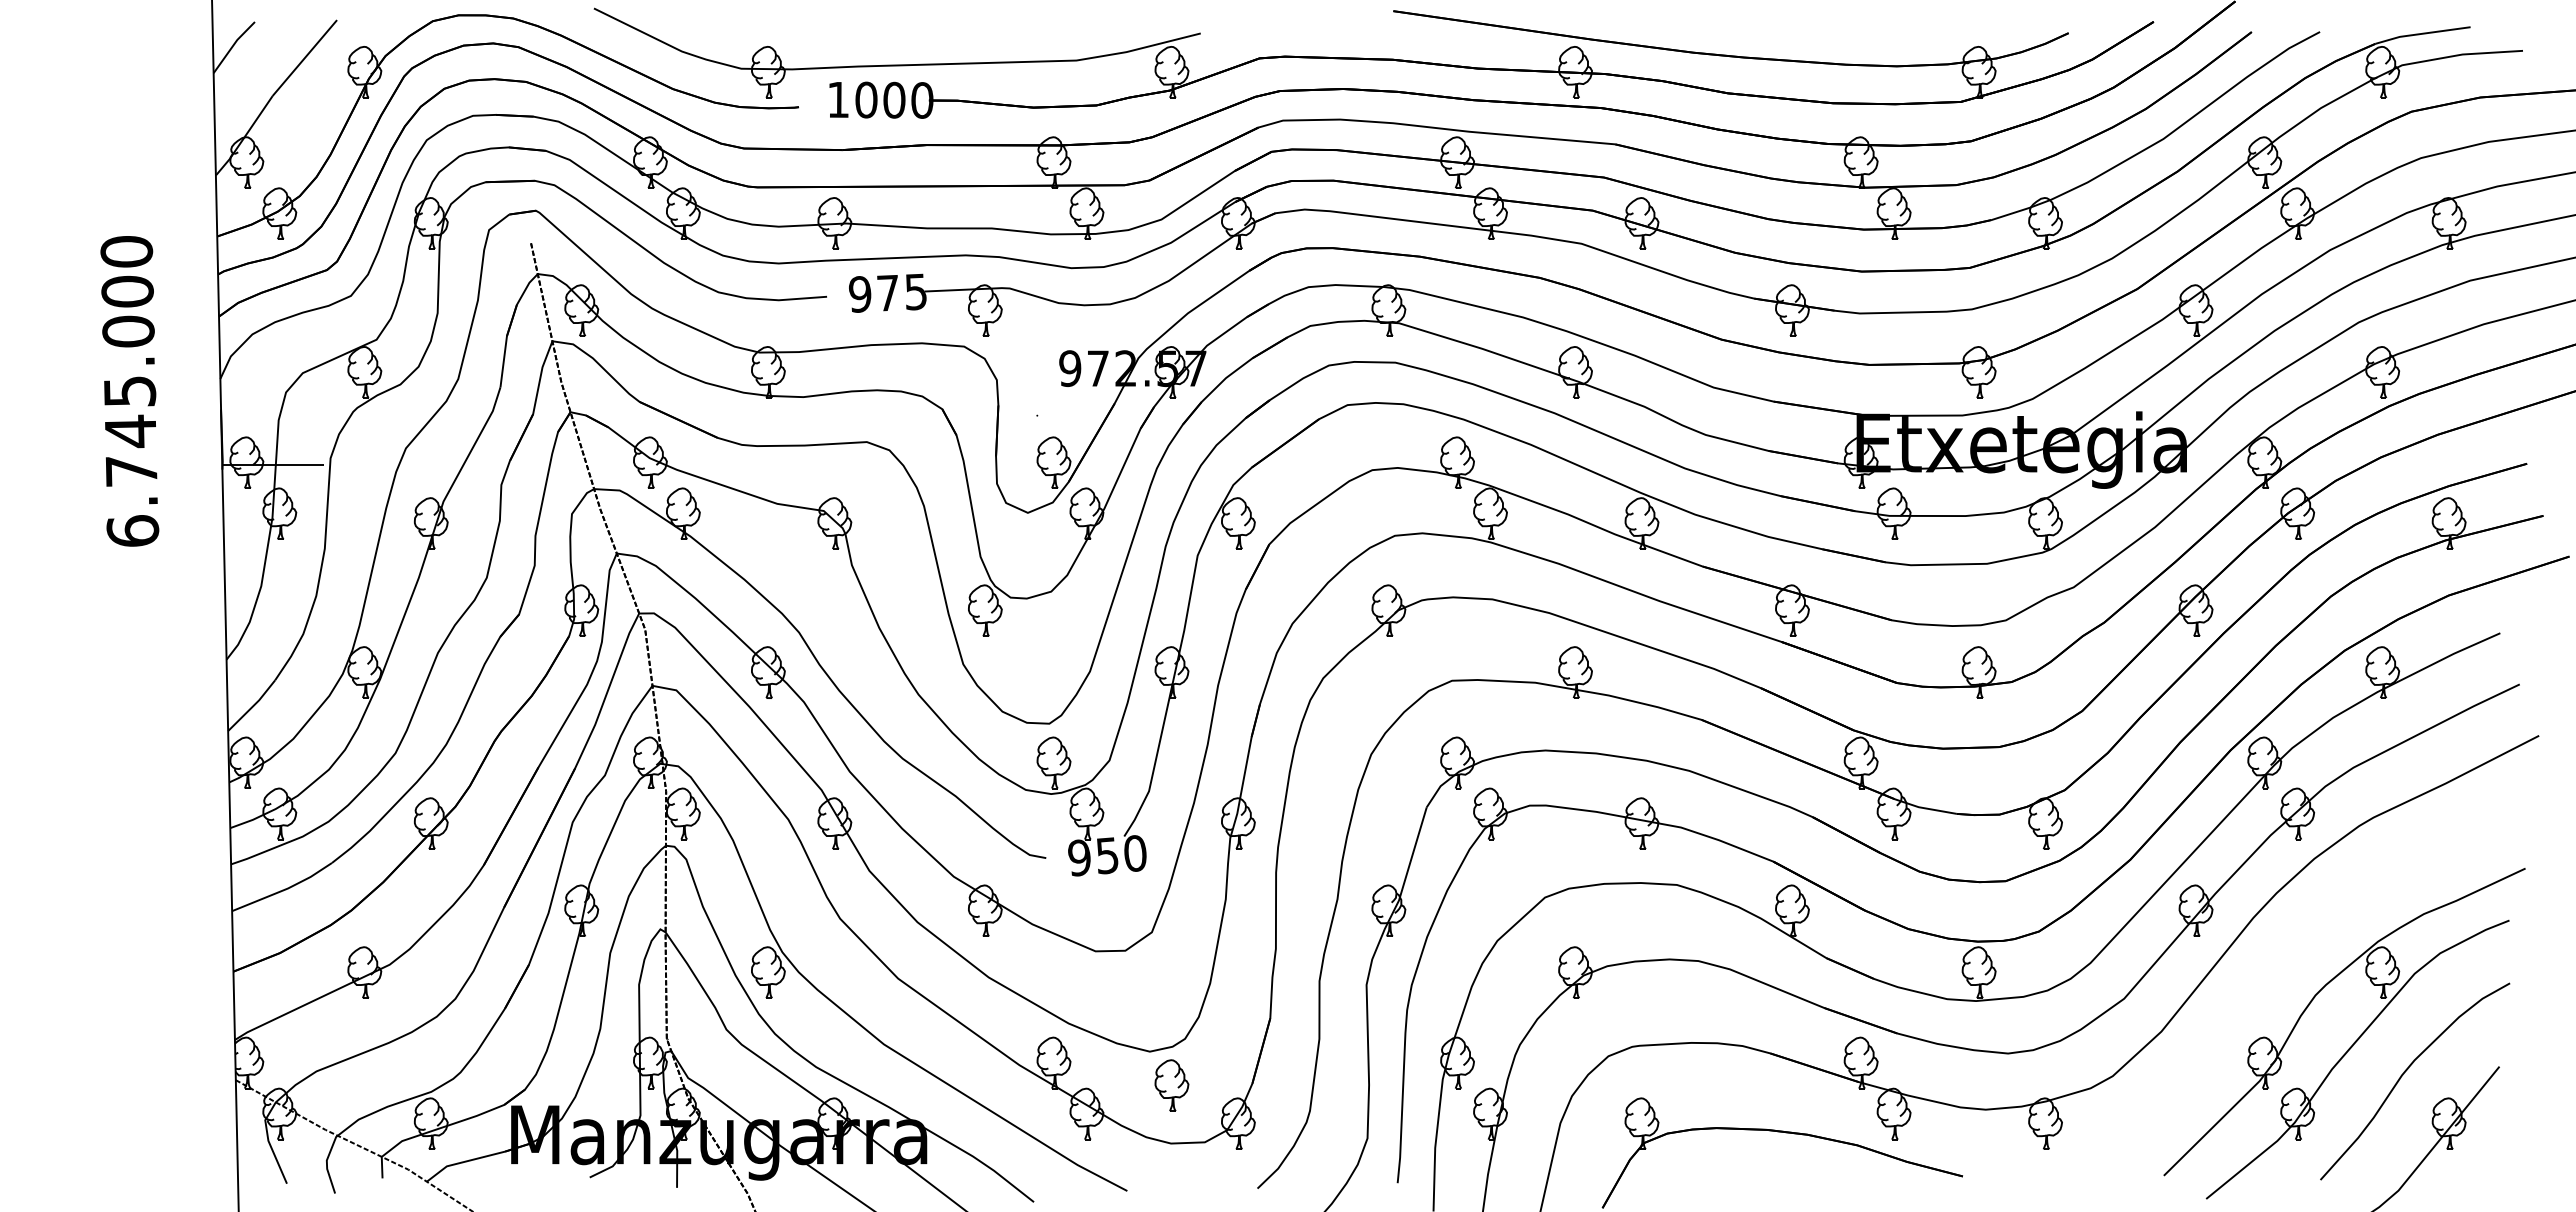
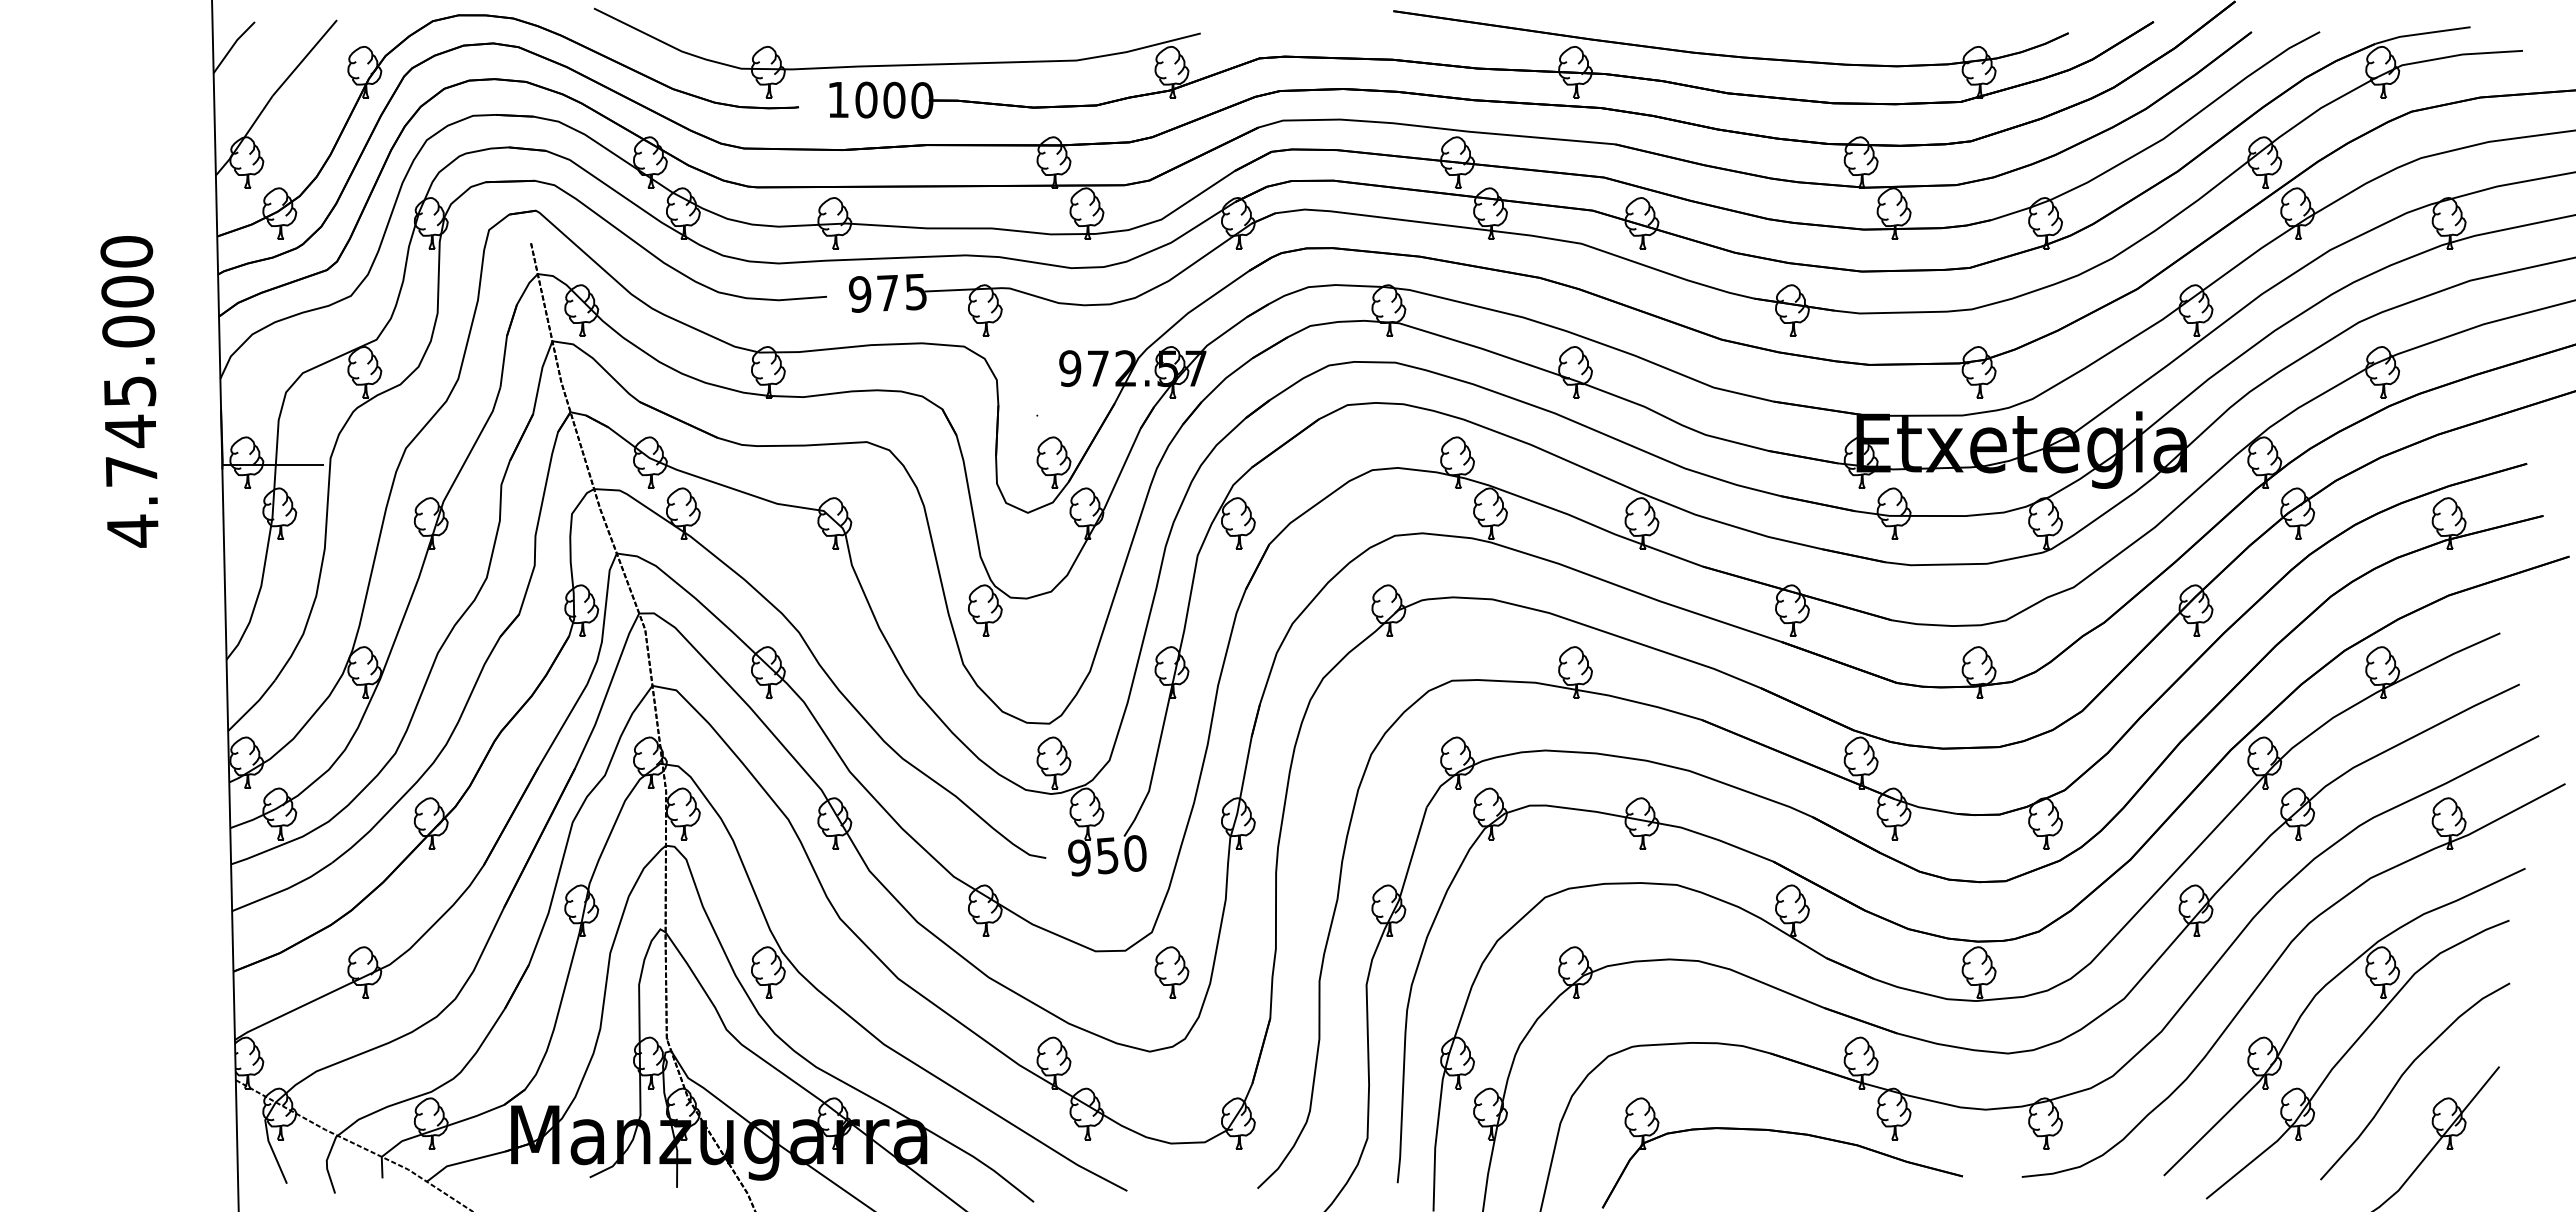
text: 6.745.000 -> 4.745.000 (132, 530)
part: none -> present (2274, 966)
part position: (1171, 1085) -> (1171, 972) (1171, 972)
